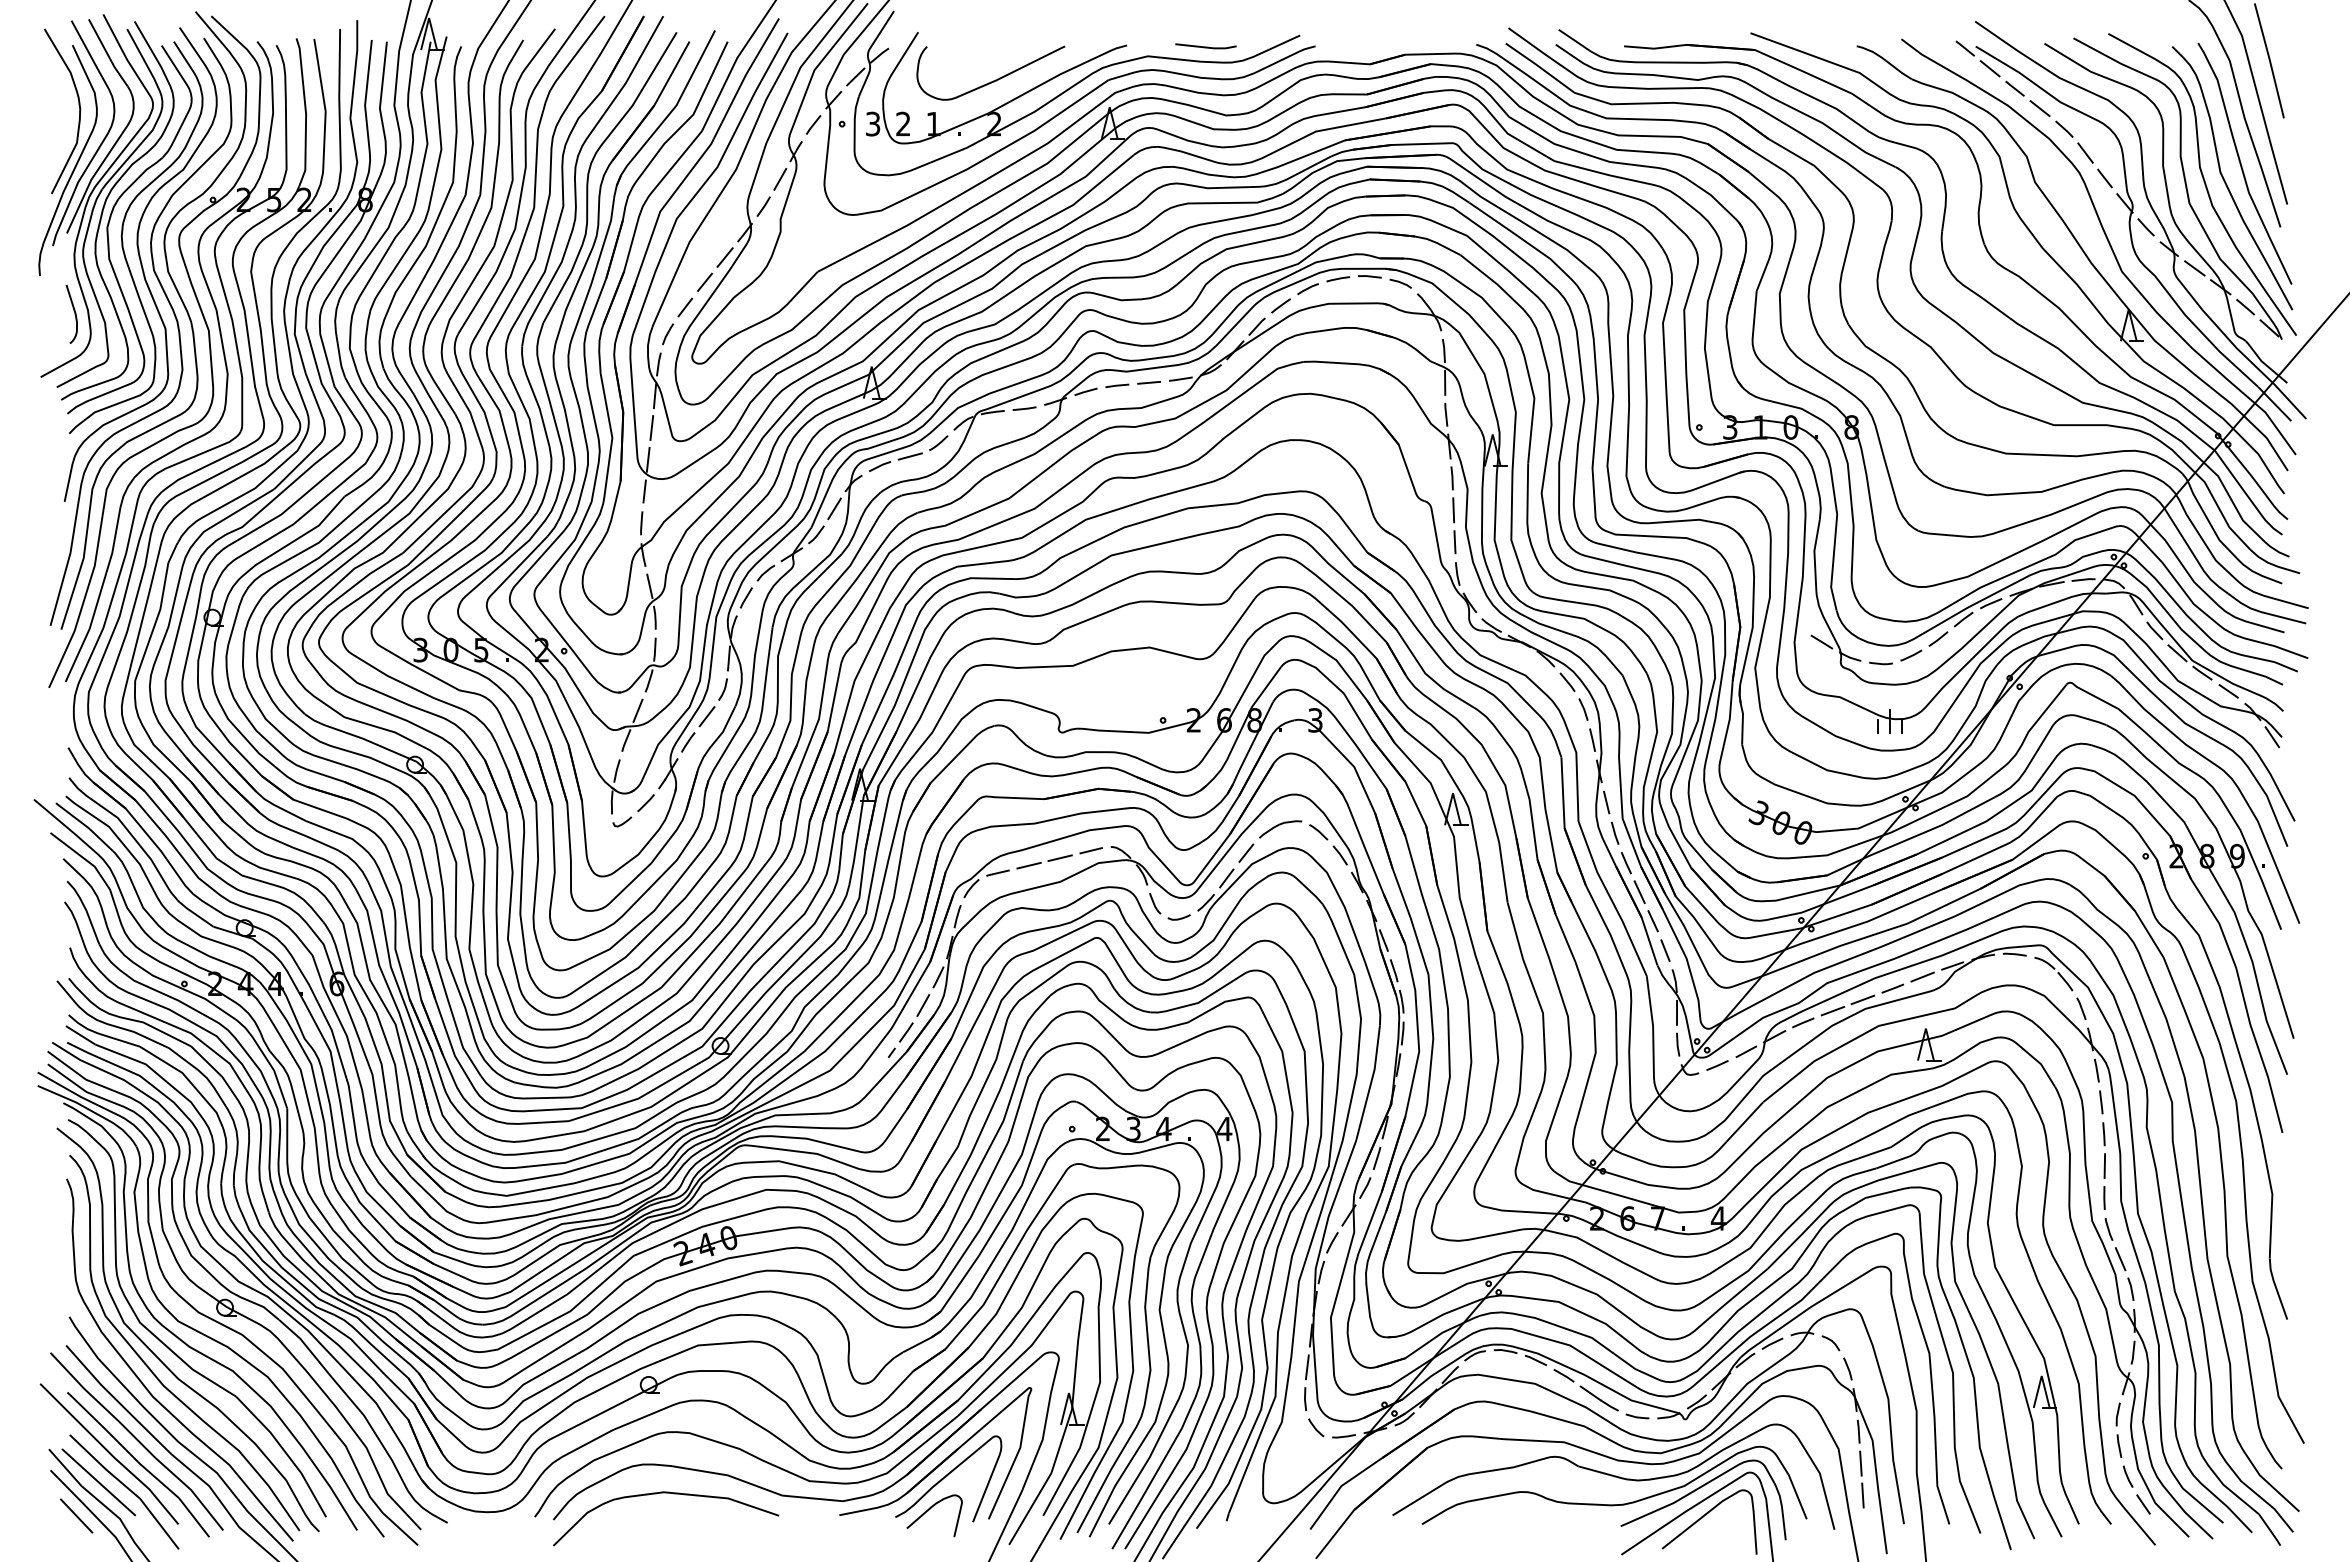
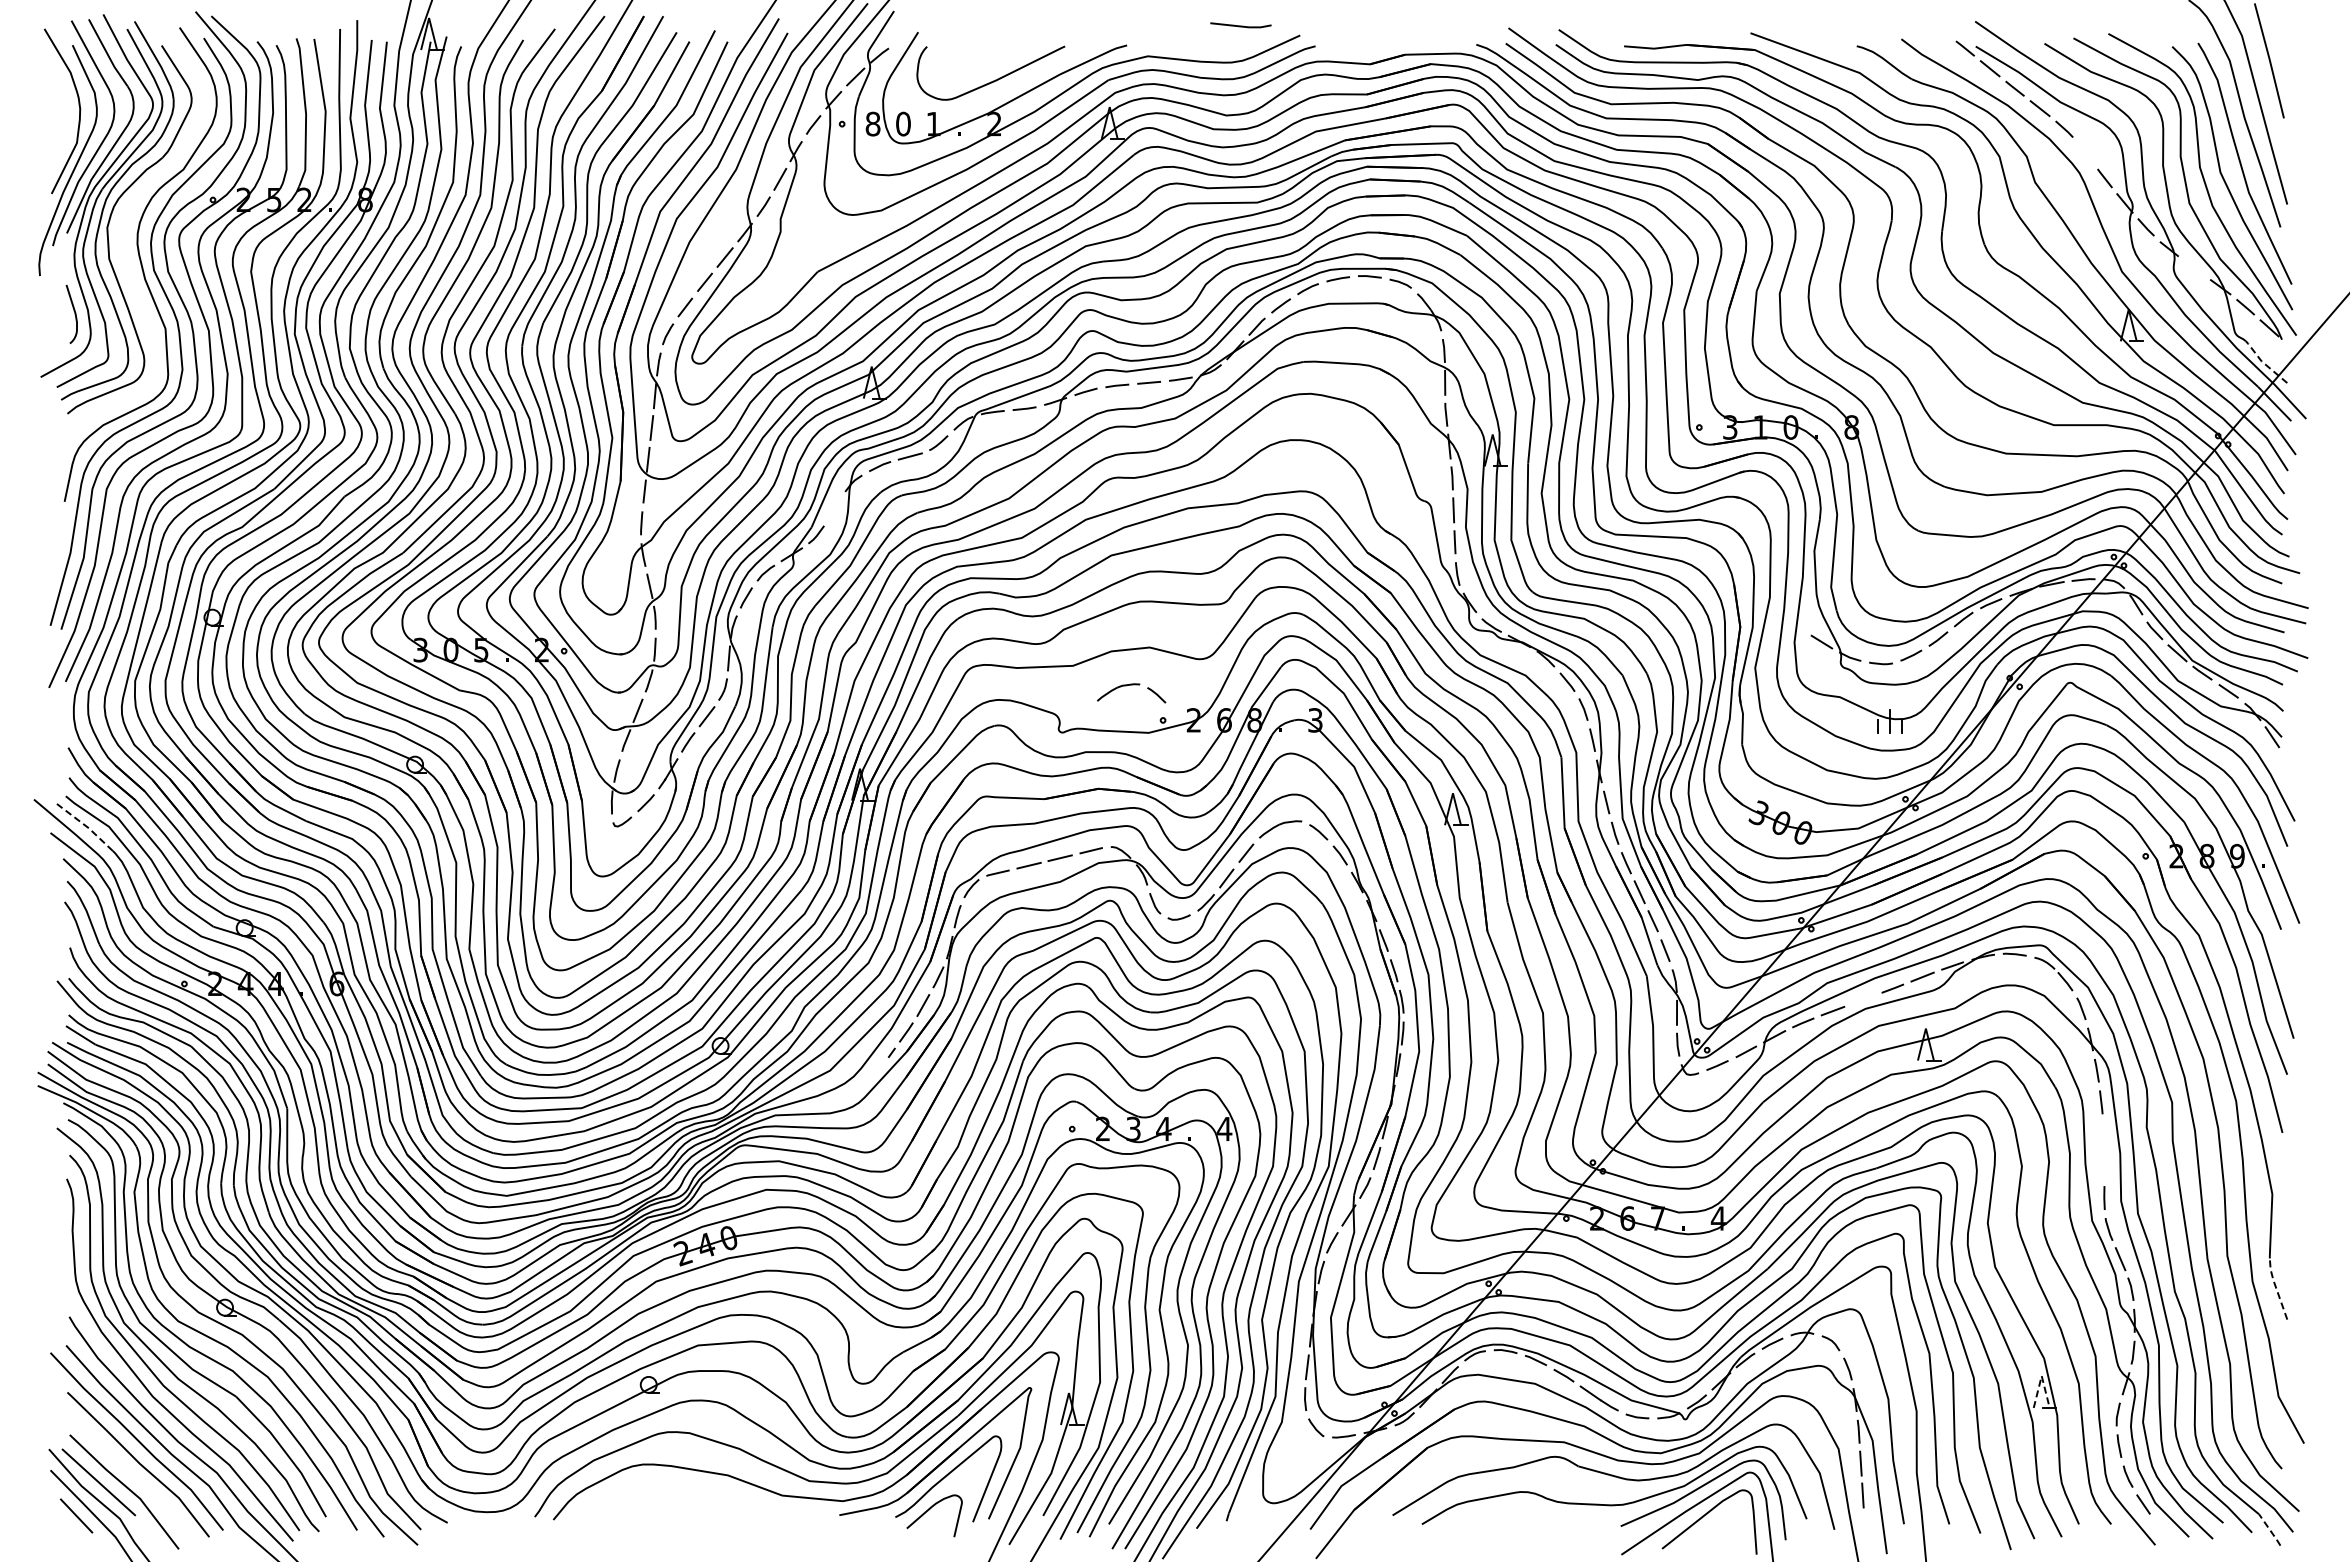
line position: (1205, 46) -> (1240, 25) (1240, 25)
text: 3 -> 8 (872, 123)
text: 2 -> 0 (903, 123)
line: present -> none (2085, 152)
curve: present -> none (123, 241)
line: present -> none (2194, 268)
line: solid -> dashed (2263, 362)
line: present -> none (834, 508)
part: none -> present (1131, 685)
line: solid -> dashed (85, 825)
line: present -> none (1862, 999)
line: present -> none (2104, 1153)
line: solid -> dashed (2276, 1287)
line: solid -> dashed (2041, 1376)
line: present -> none (108, 1453)
curve: present -> none (666, 1493)
line: solid -> dashed (2270, 1530)
